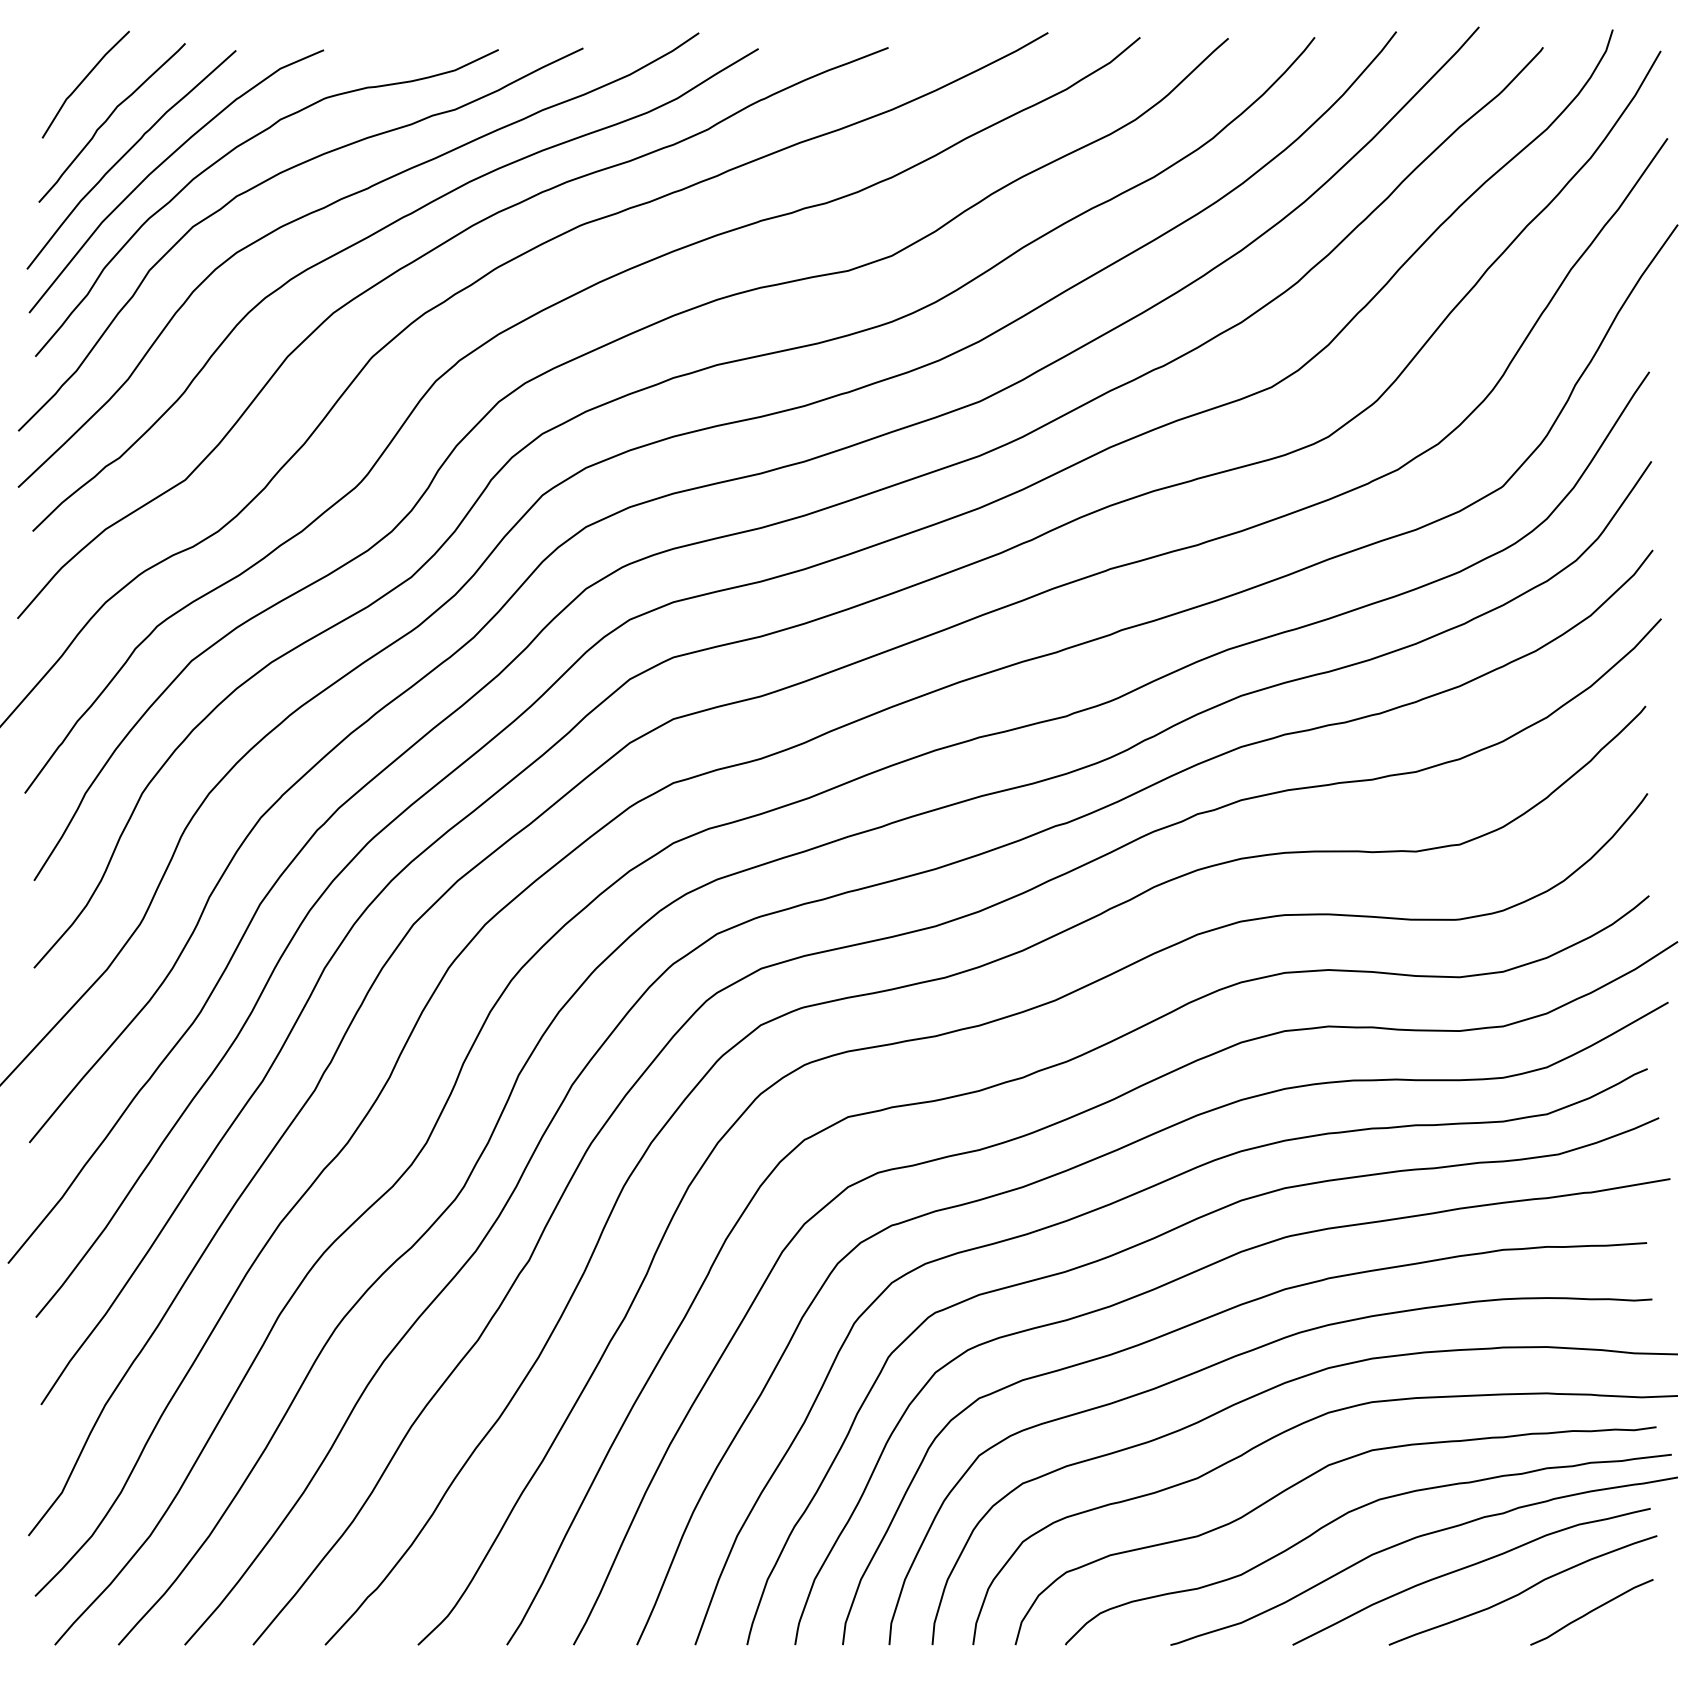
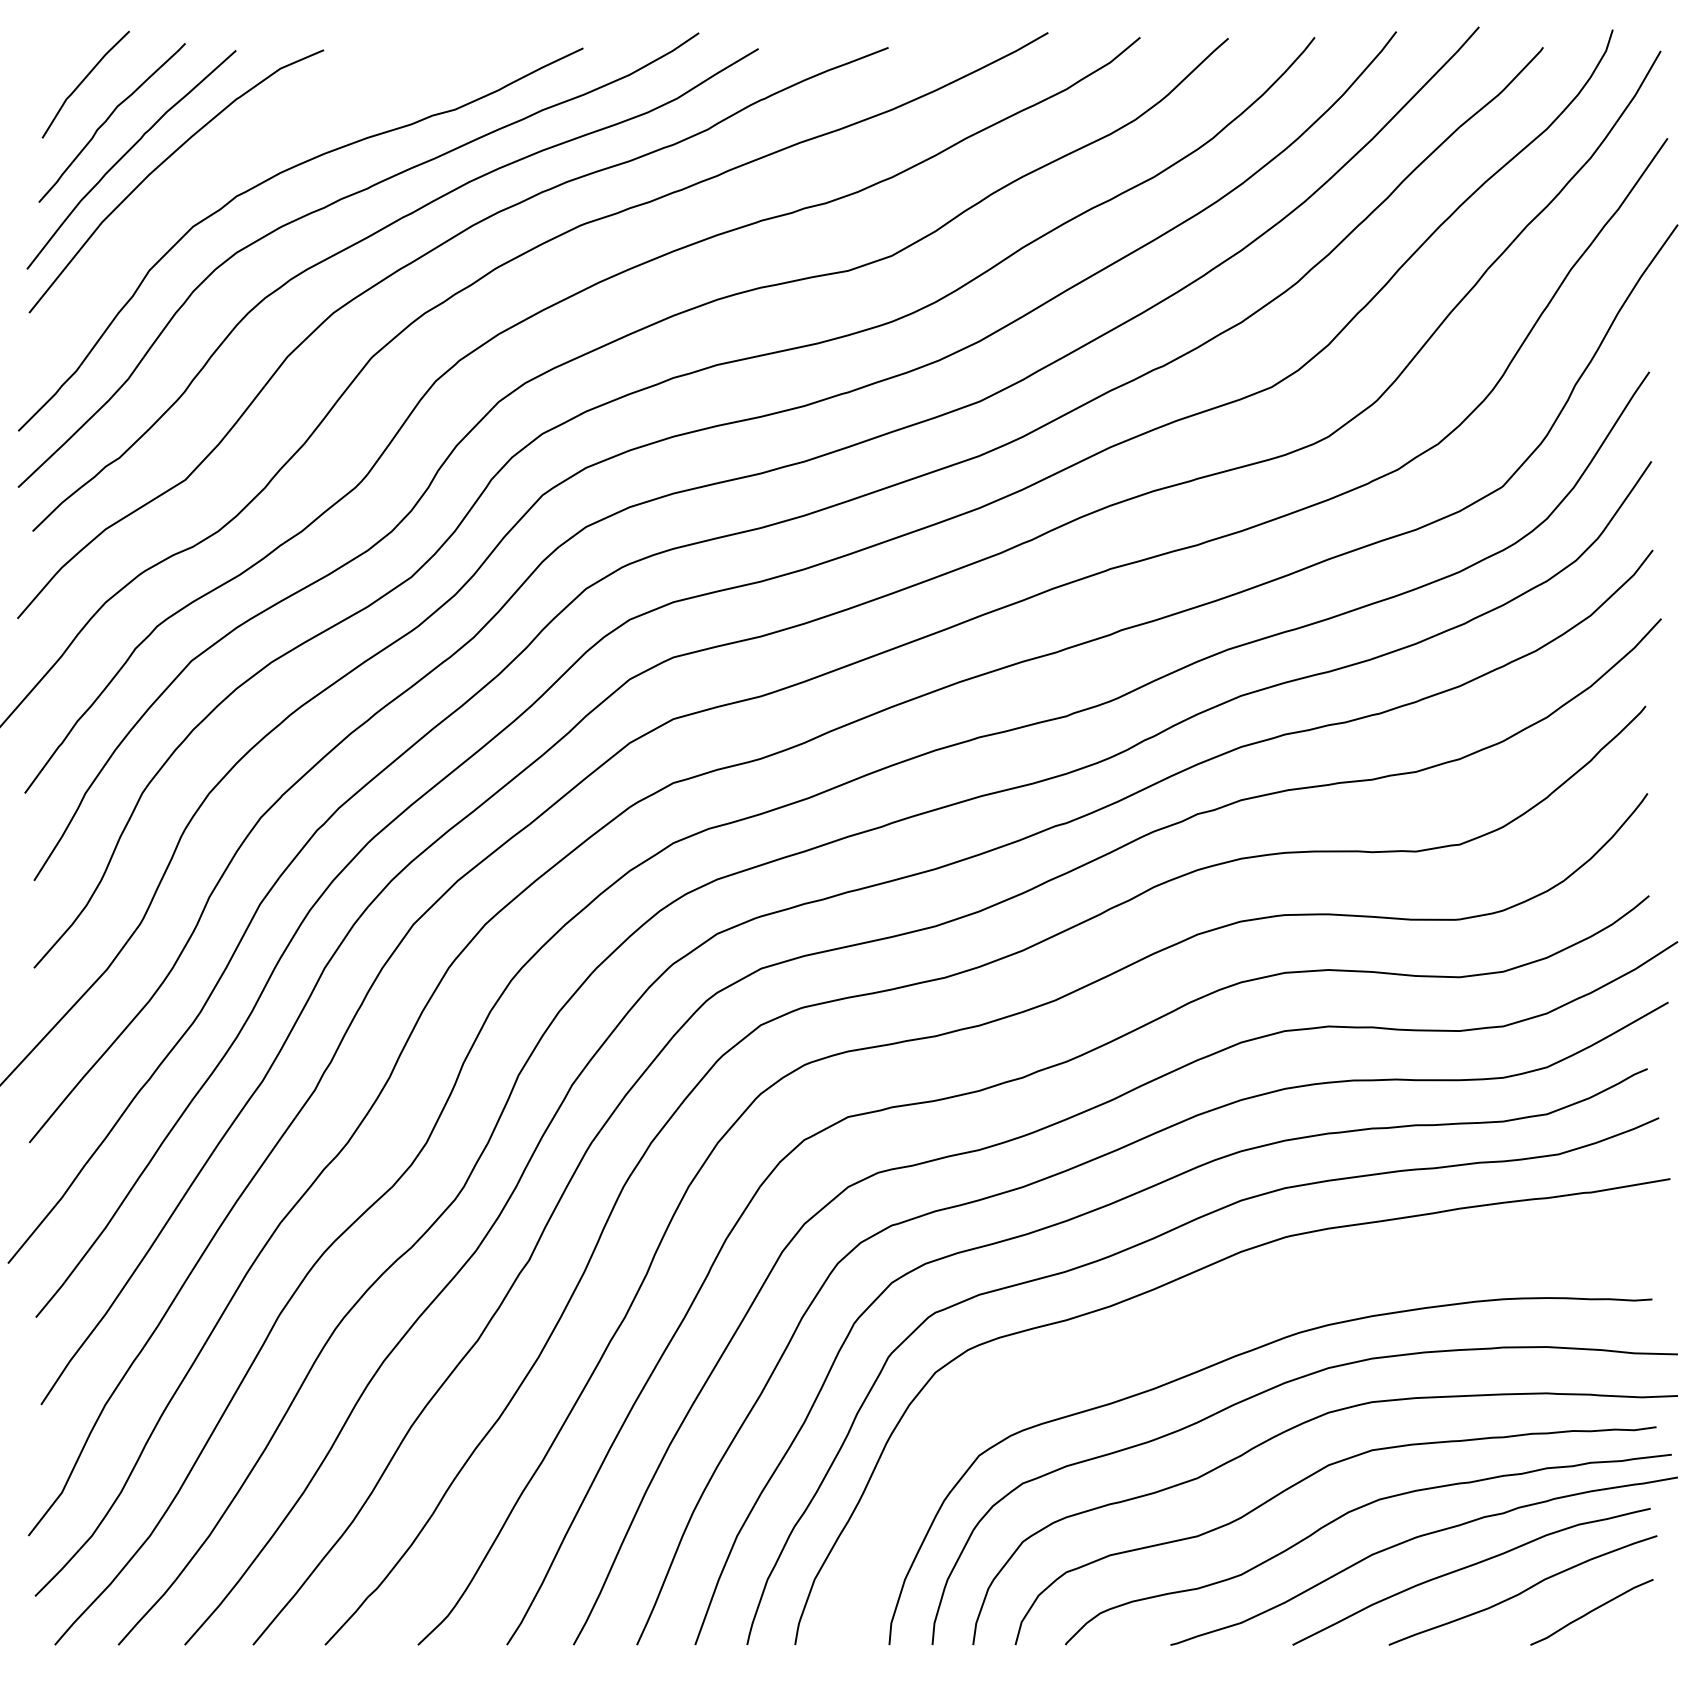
curve: present -> none (231, 152)
curve: present -> none (1194, 1324)
